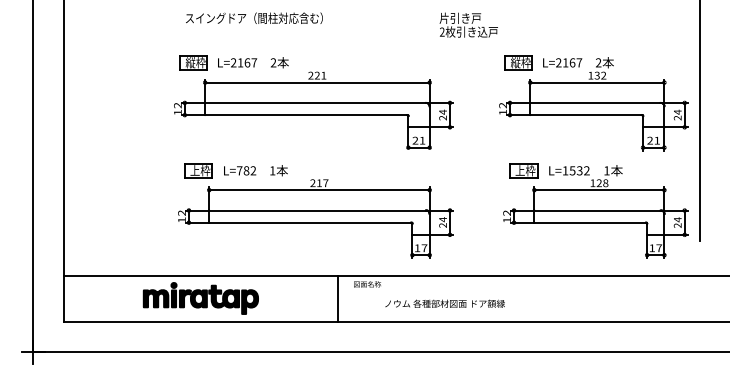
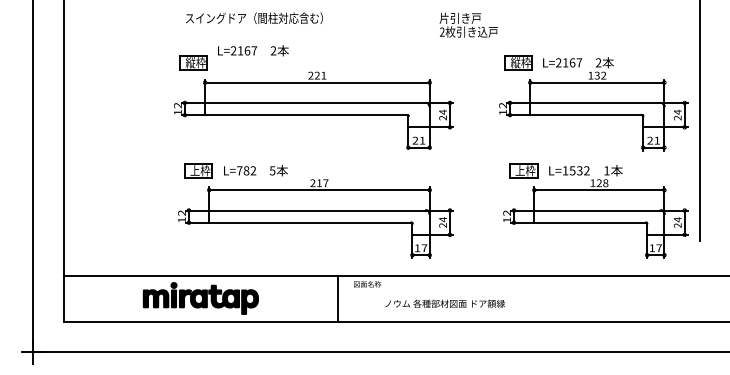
text position: (253, 62) -> (253, 50) (253, 50)
text: 1 -> 5 (272, 170)
